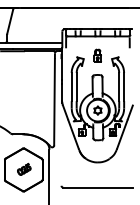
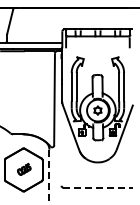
part: present -> none (97, 55)
line: solid -> dashed (49, 177)
line: solid -> dashed (97, 187)
